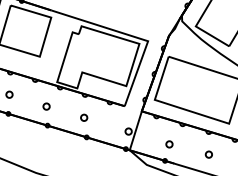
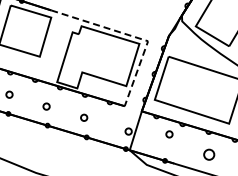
line: solid -> dashed (133, 36)
part position: (169, 144) -> (169, 134) (169, 134)
part size: 9x9 px -> 13x13 px (209, 154)
